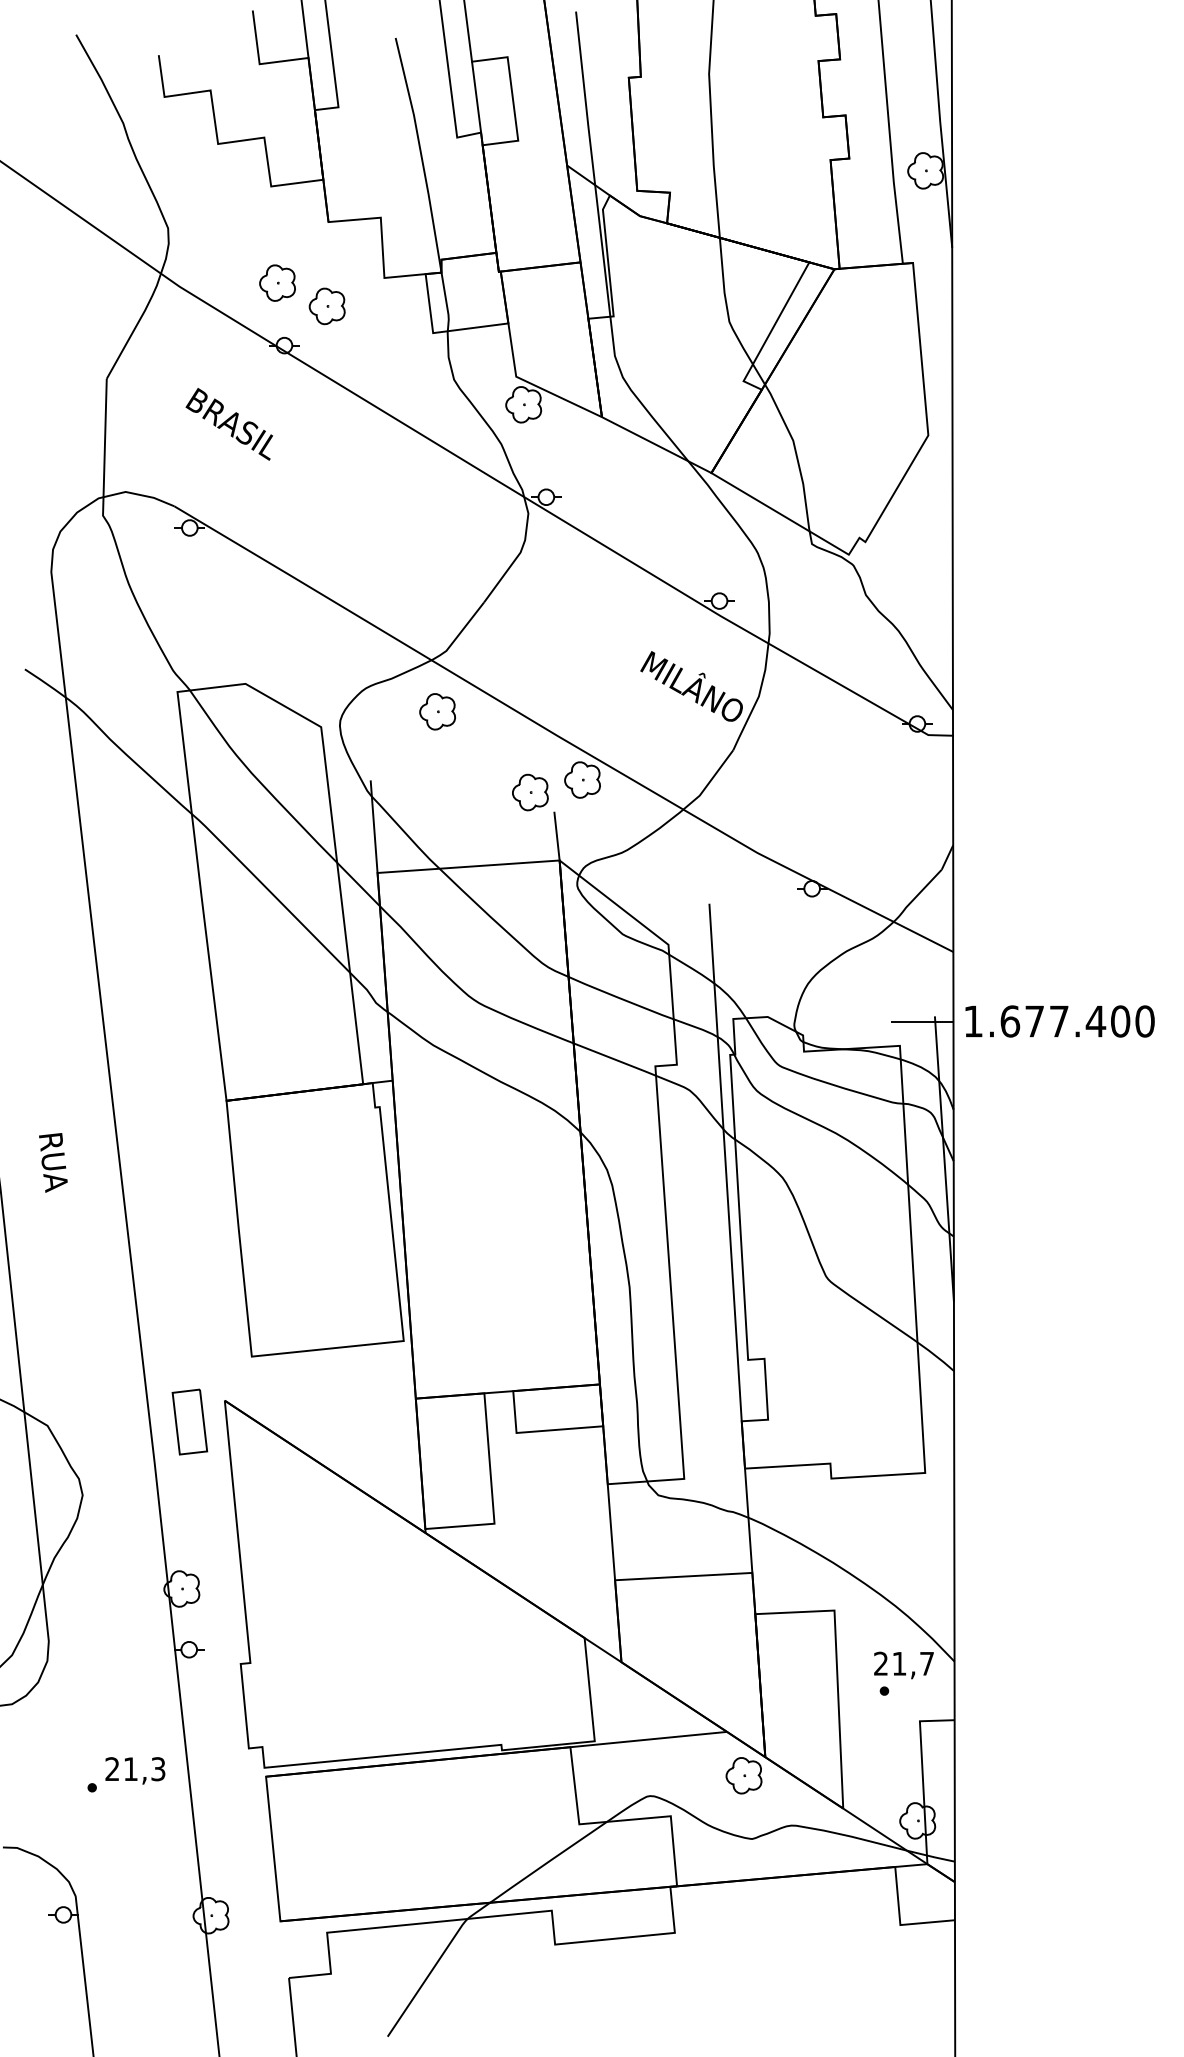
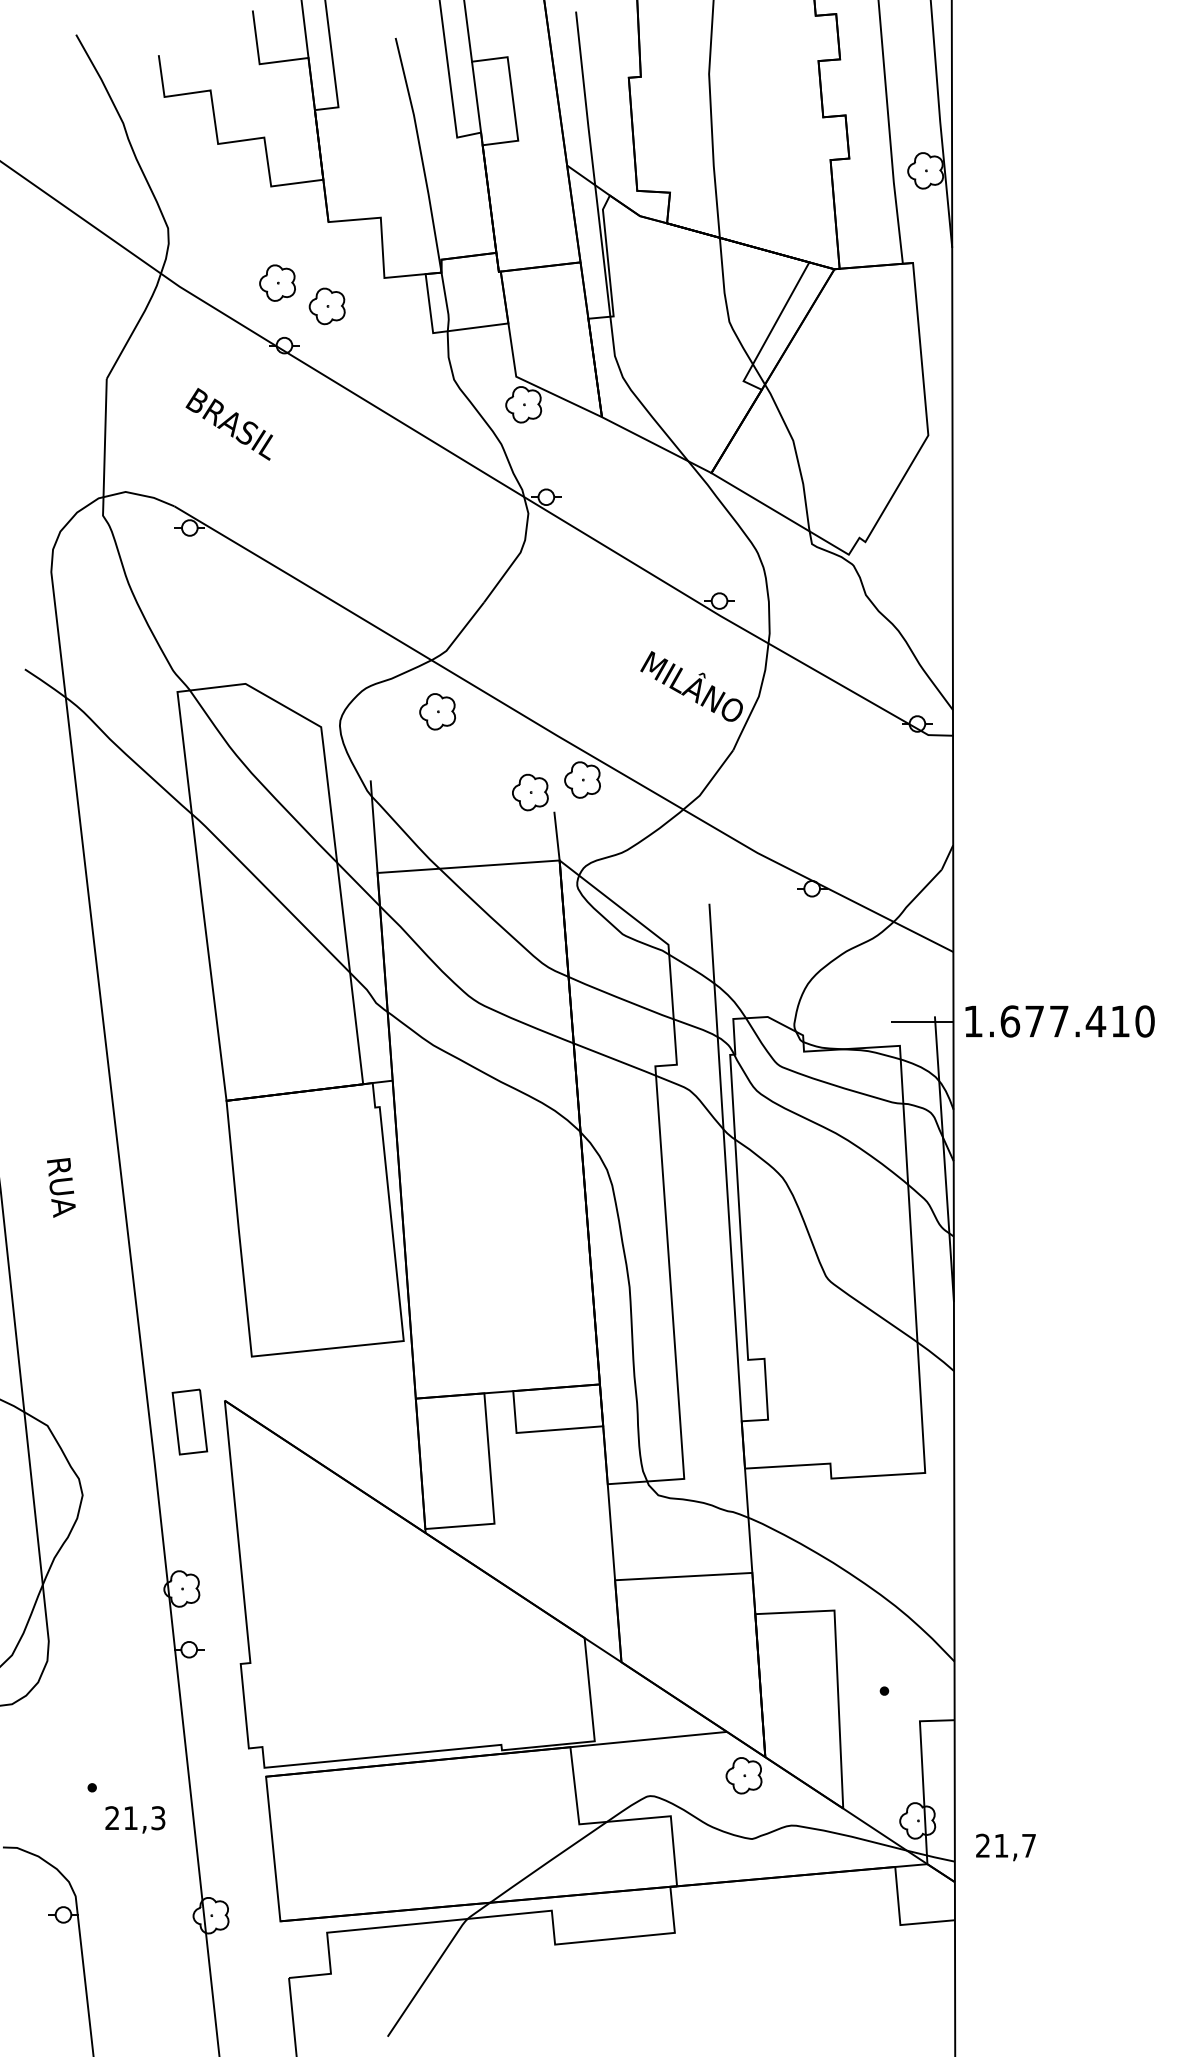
text: 1.677.400 -> 1.677.410 (1120, 1021)
text position: (53, 1162) -> (61, 1187) (61, 1187)
text position: (903, 1665) -> (1005, 1847) (1005, 1847)
text position: (135, 1770) -> (135, 1819) (135, 1819)
